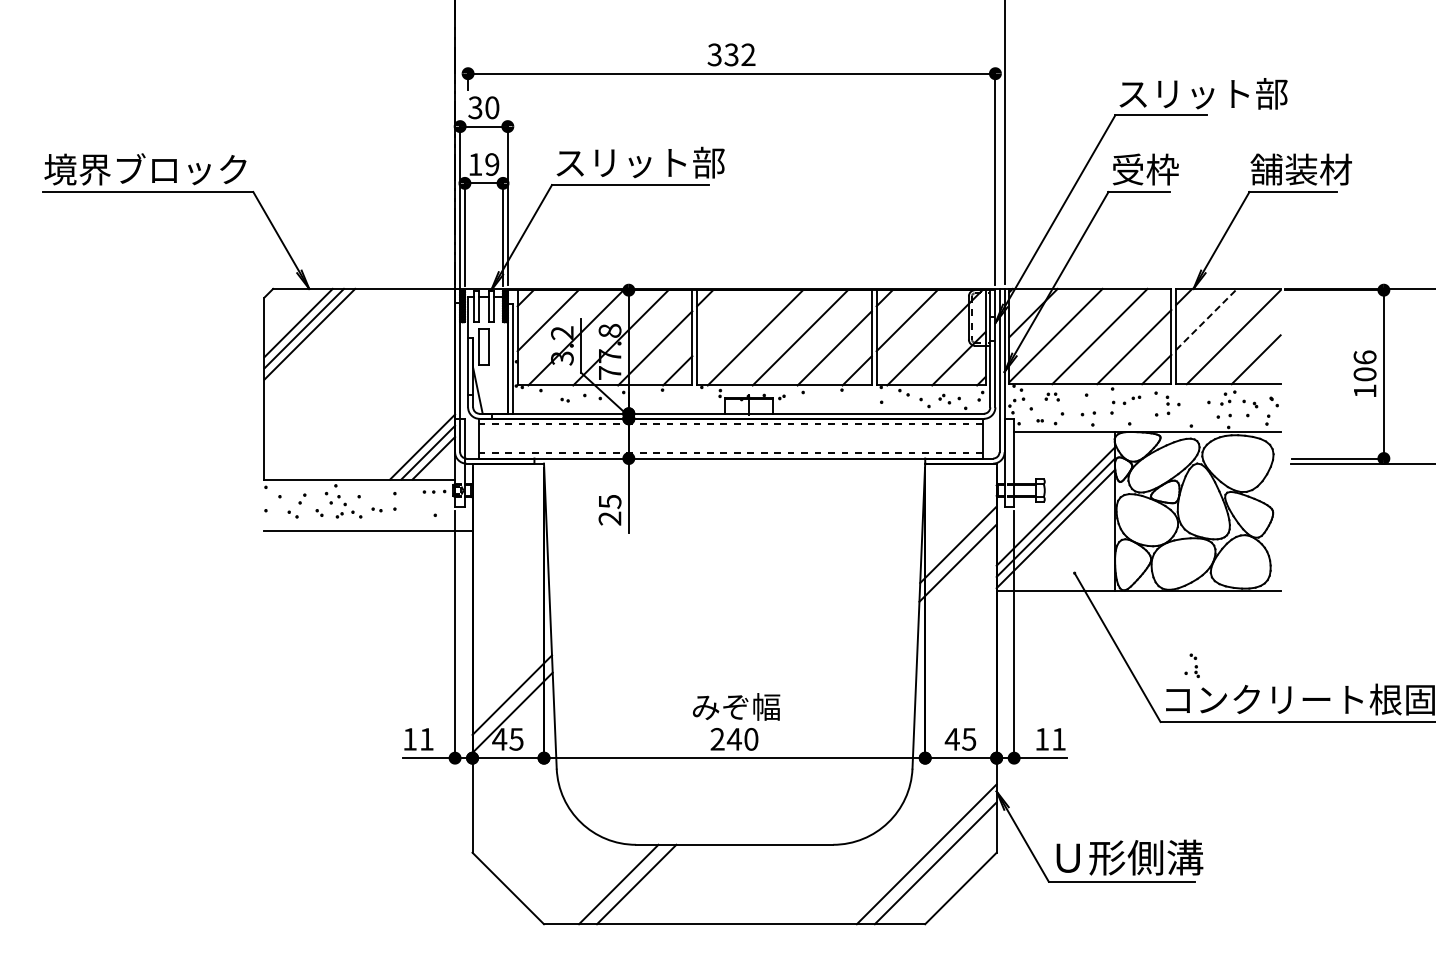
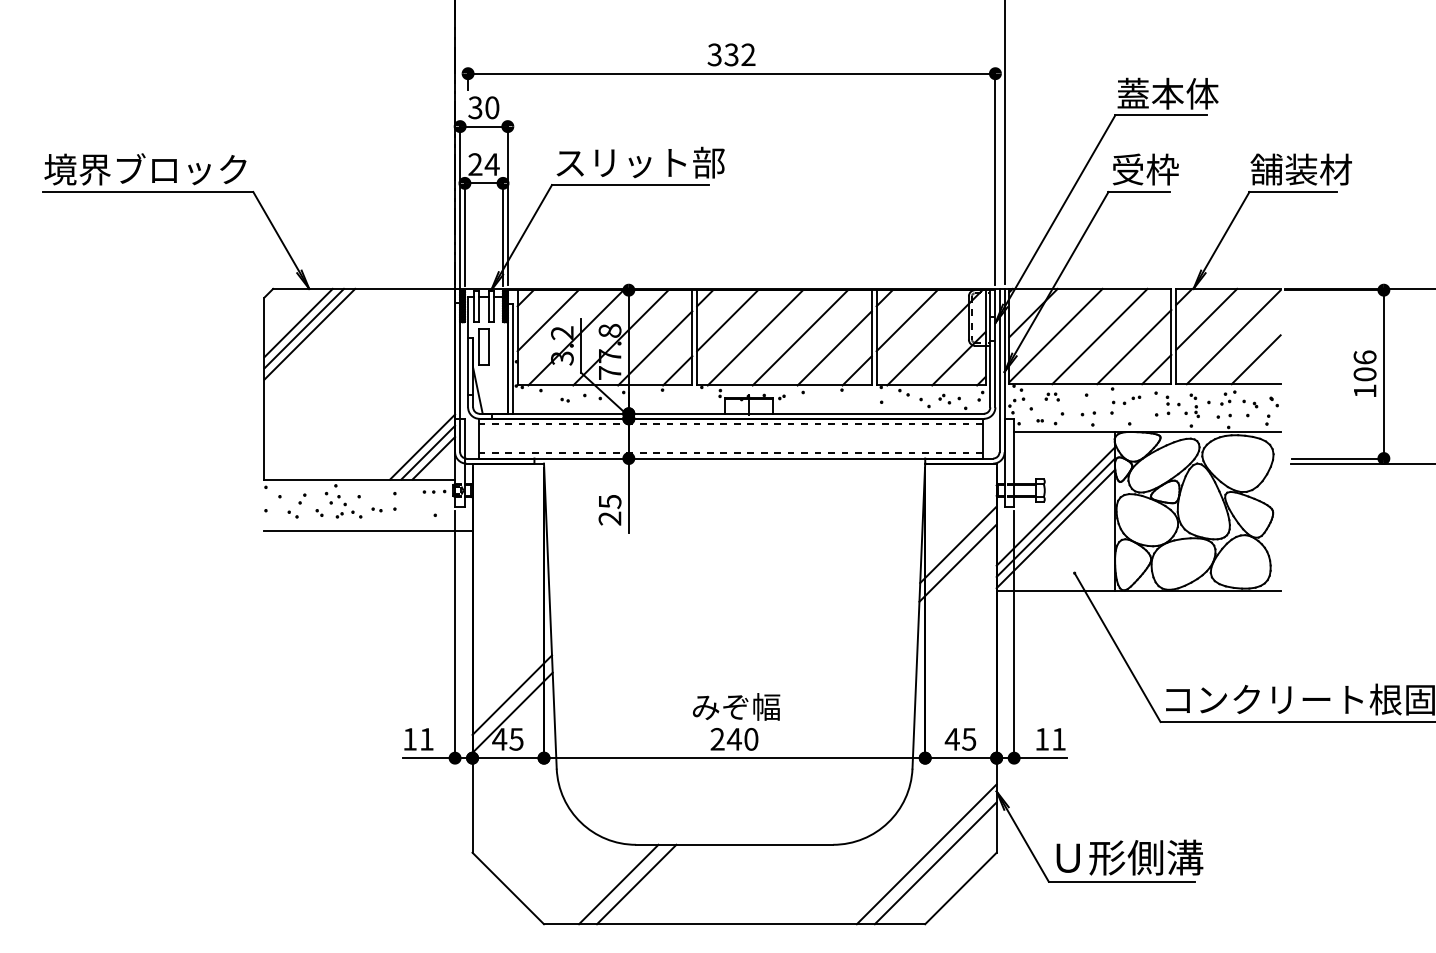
text: スリット部 -> 蓋本体 (1202, 93)
text: 19 -> 24 (483, 164)
line: dashed -> solid (1207, 319)
line: none -> present (727, 320)
part position: (1191, 665) -> (1191, 405) (1191, 405)
